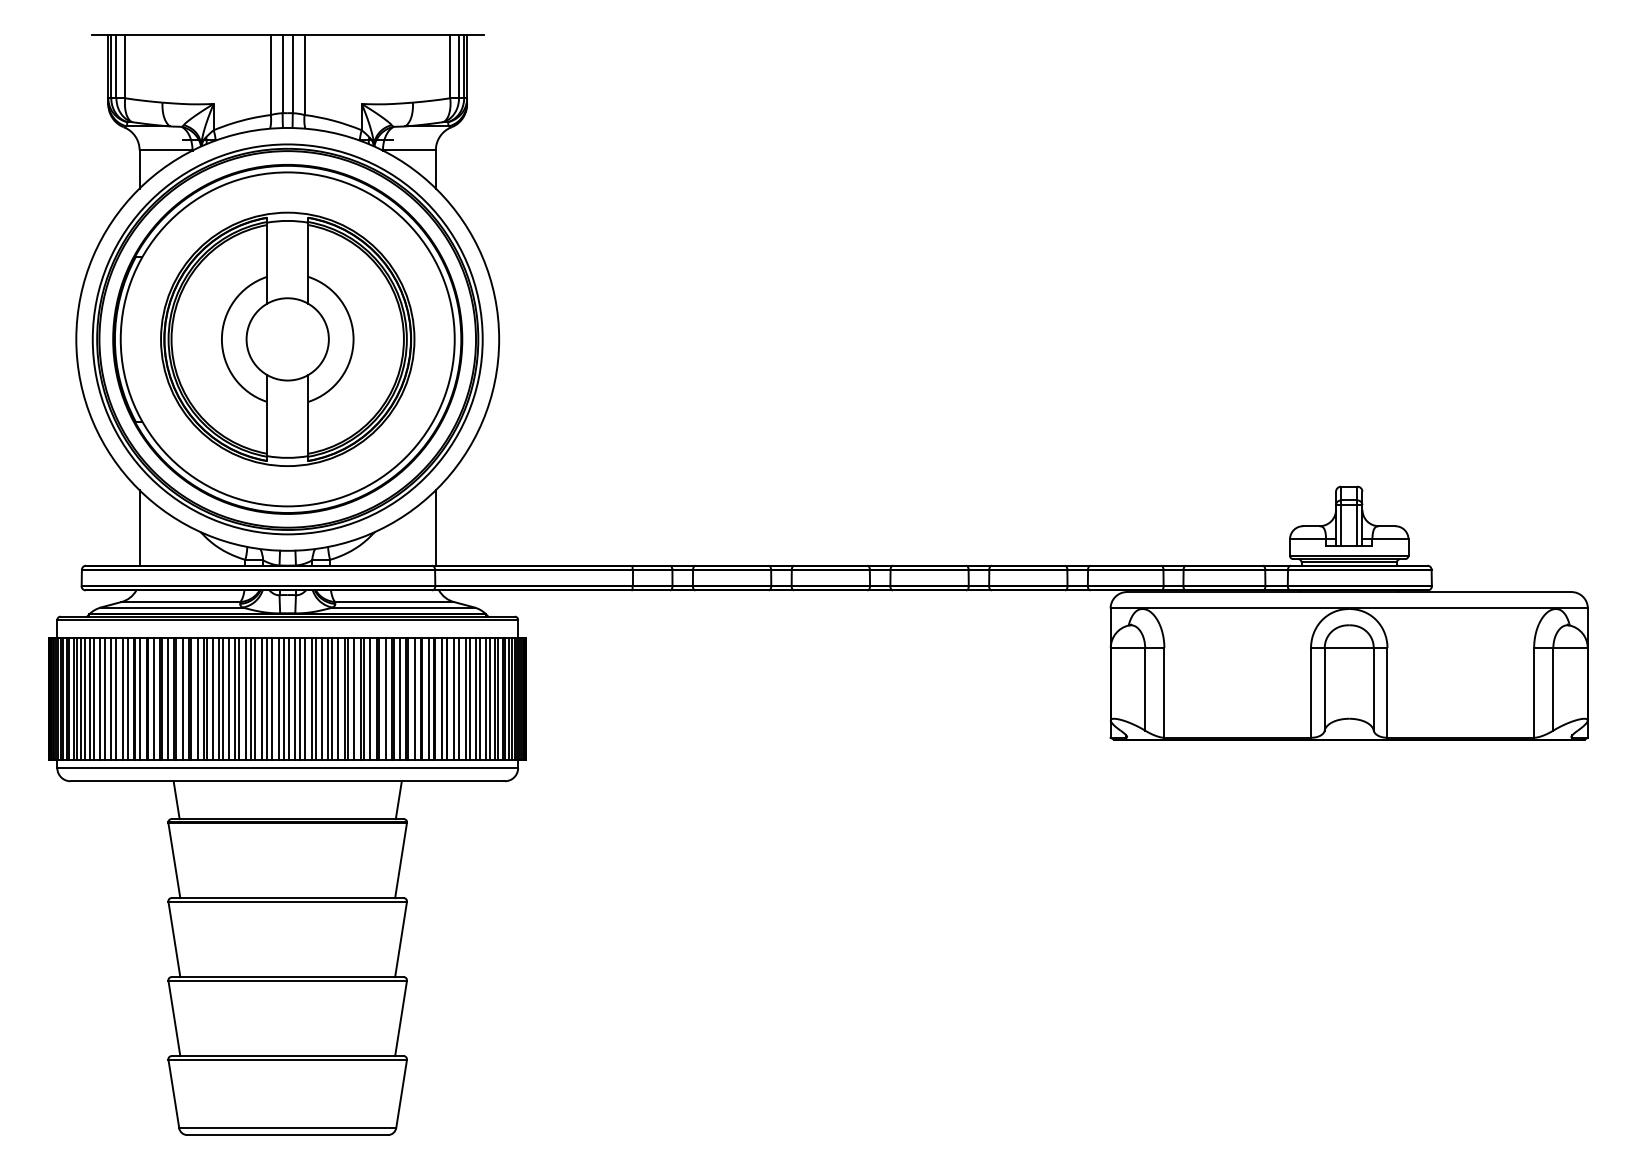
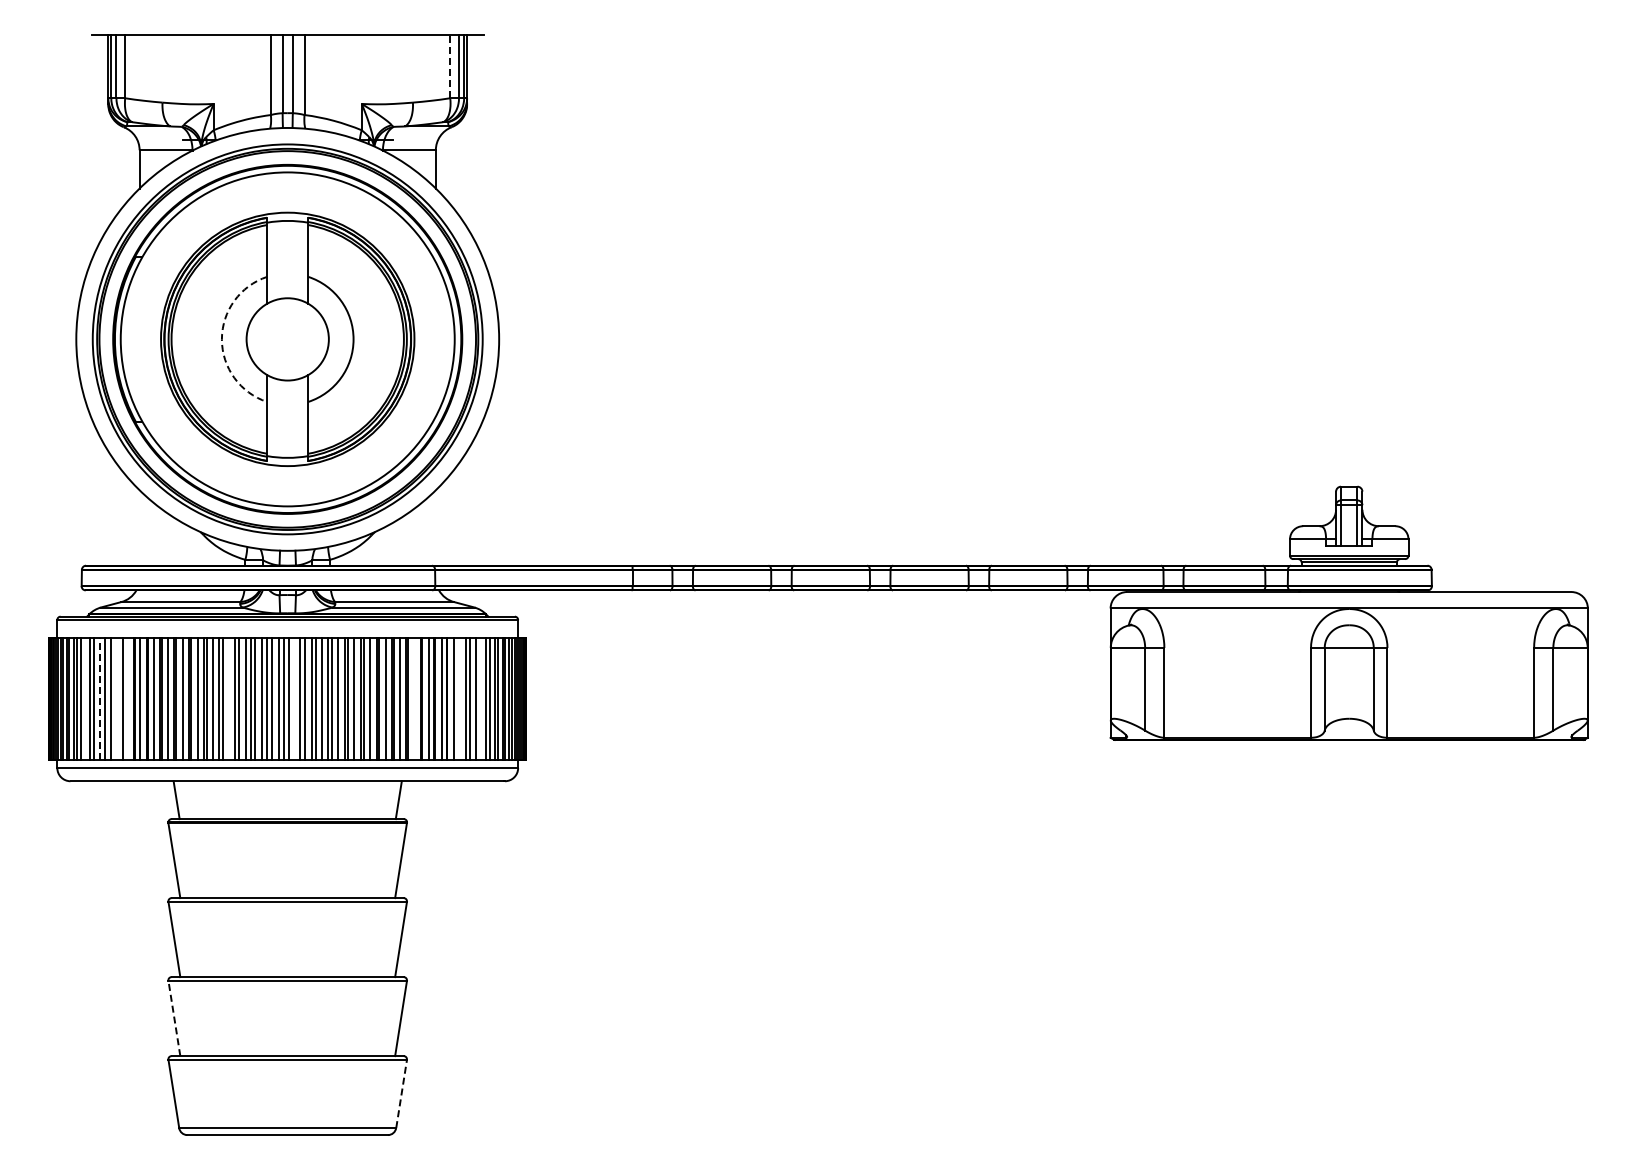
line: solid -> dashed (450, 66)
arc: solid -> dashed (221, 339)
line: present -> none (139, 527)
line: present -> none (435, 527)
line: present -> none (84, 698)
line: solid -> dashed (100, 698)
line: present -> none (115, 698)
line: present -> none (127, 698)
line: present -> none (229, 698)
line: present -> none (295, 698)
line: present -> none (414, 698)
line: present -> none (458, 698)
line: present -> none (480, 698)
line: solid -> dashed (174, 1017)
line: solid -> dashed (401, 1093)
